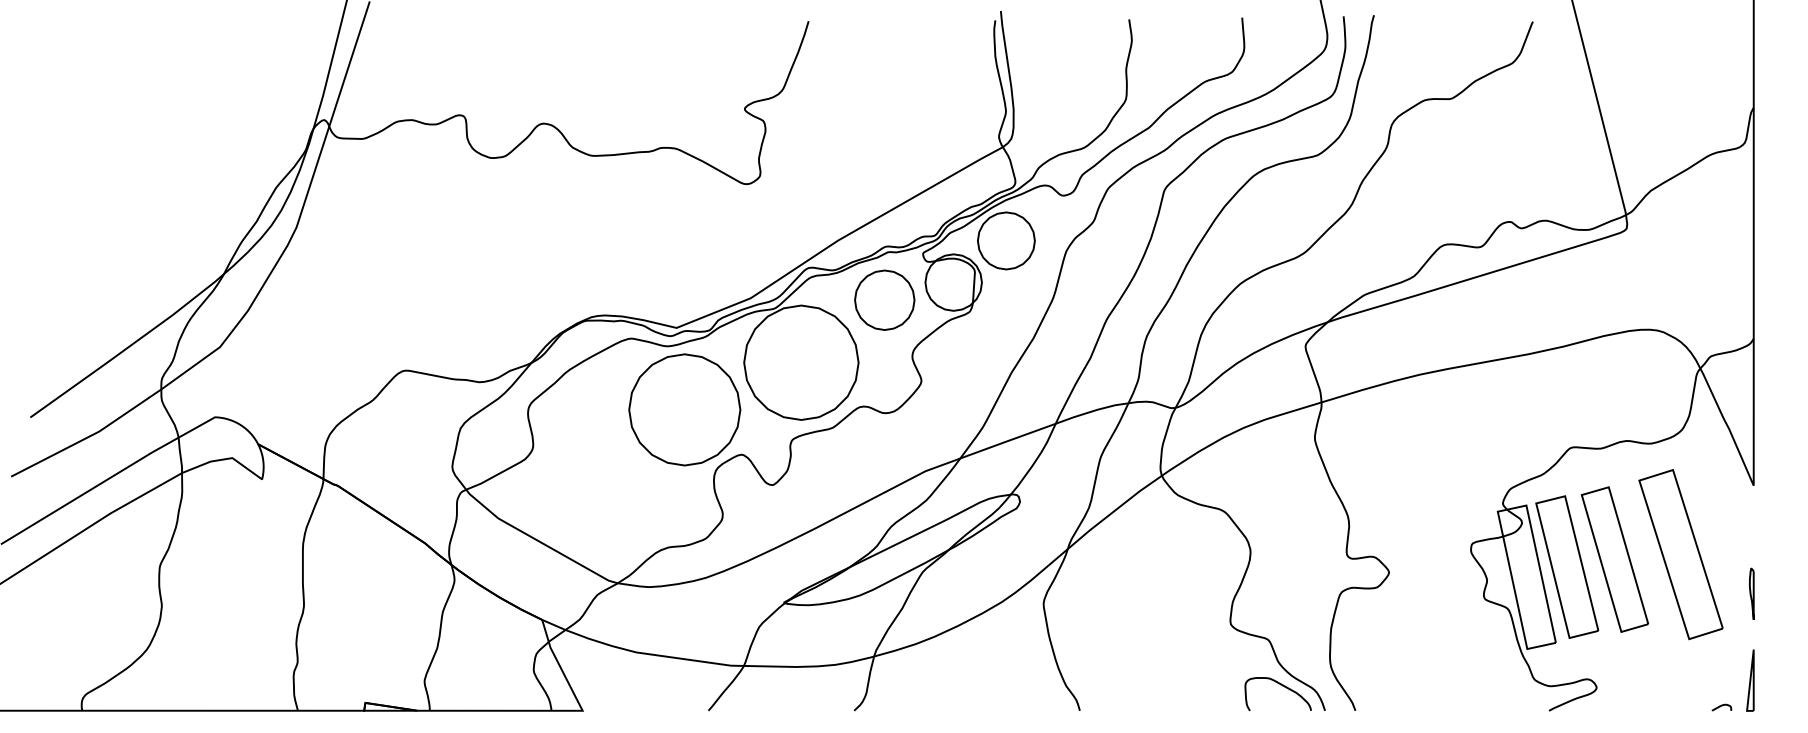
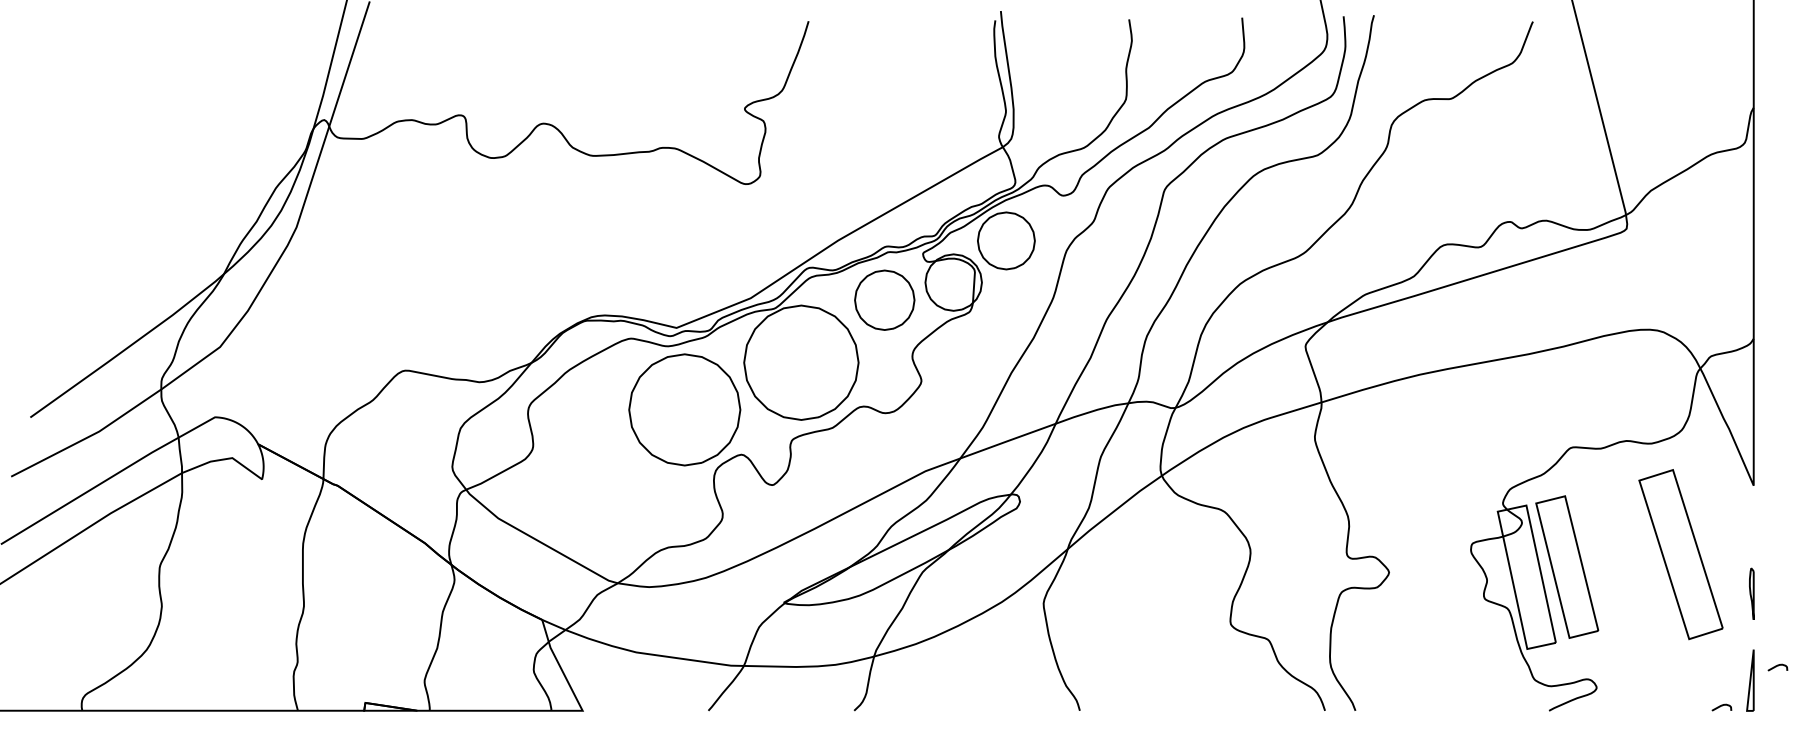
part: present -> none (1614, 559)
curve: none -> present (1777, 666)
curve: present -> none (1282, 686)
